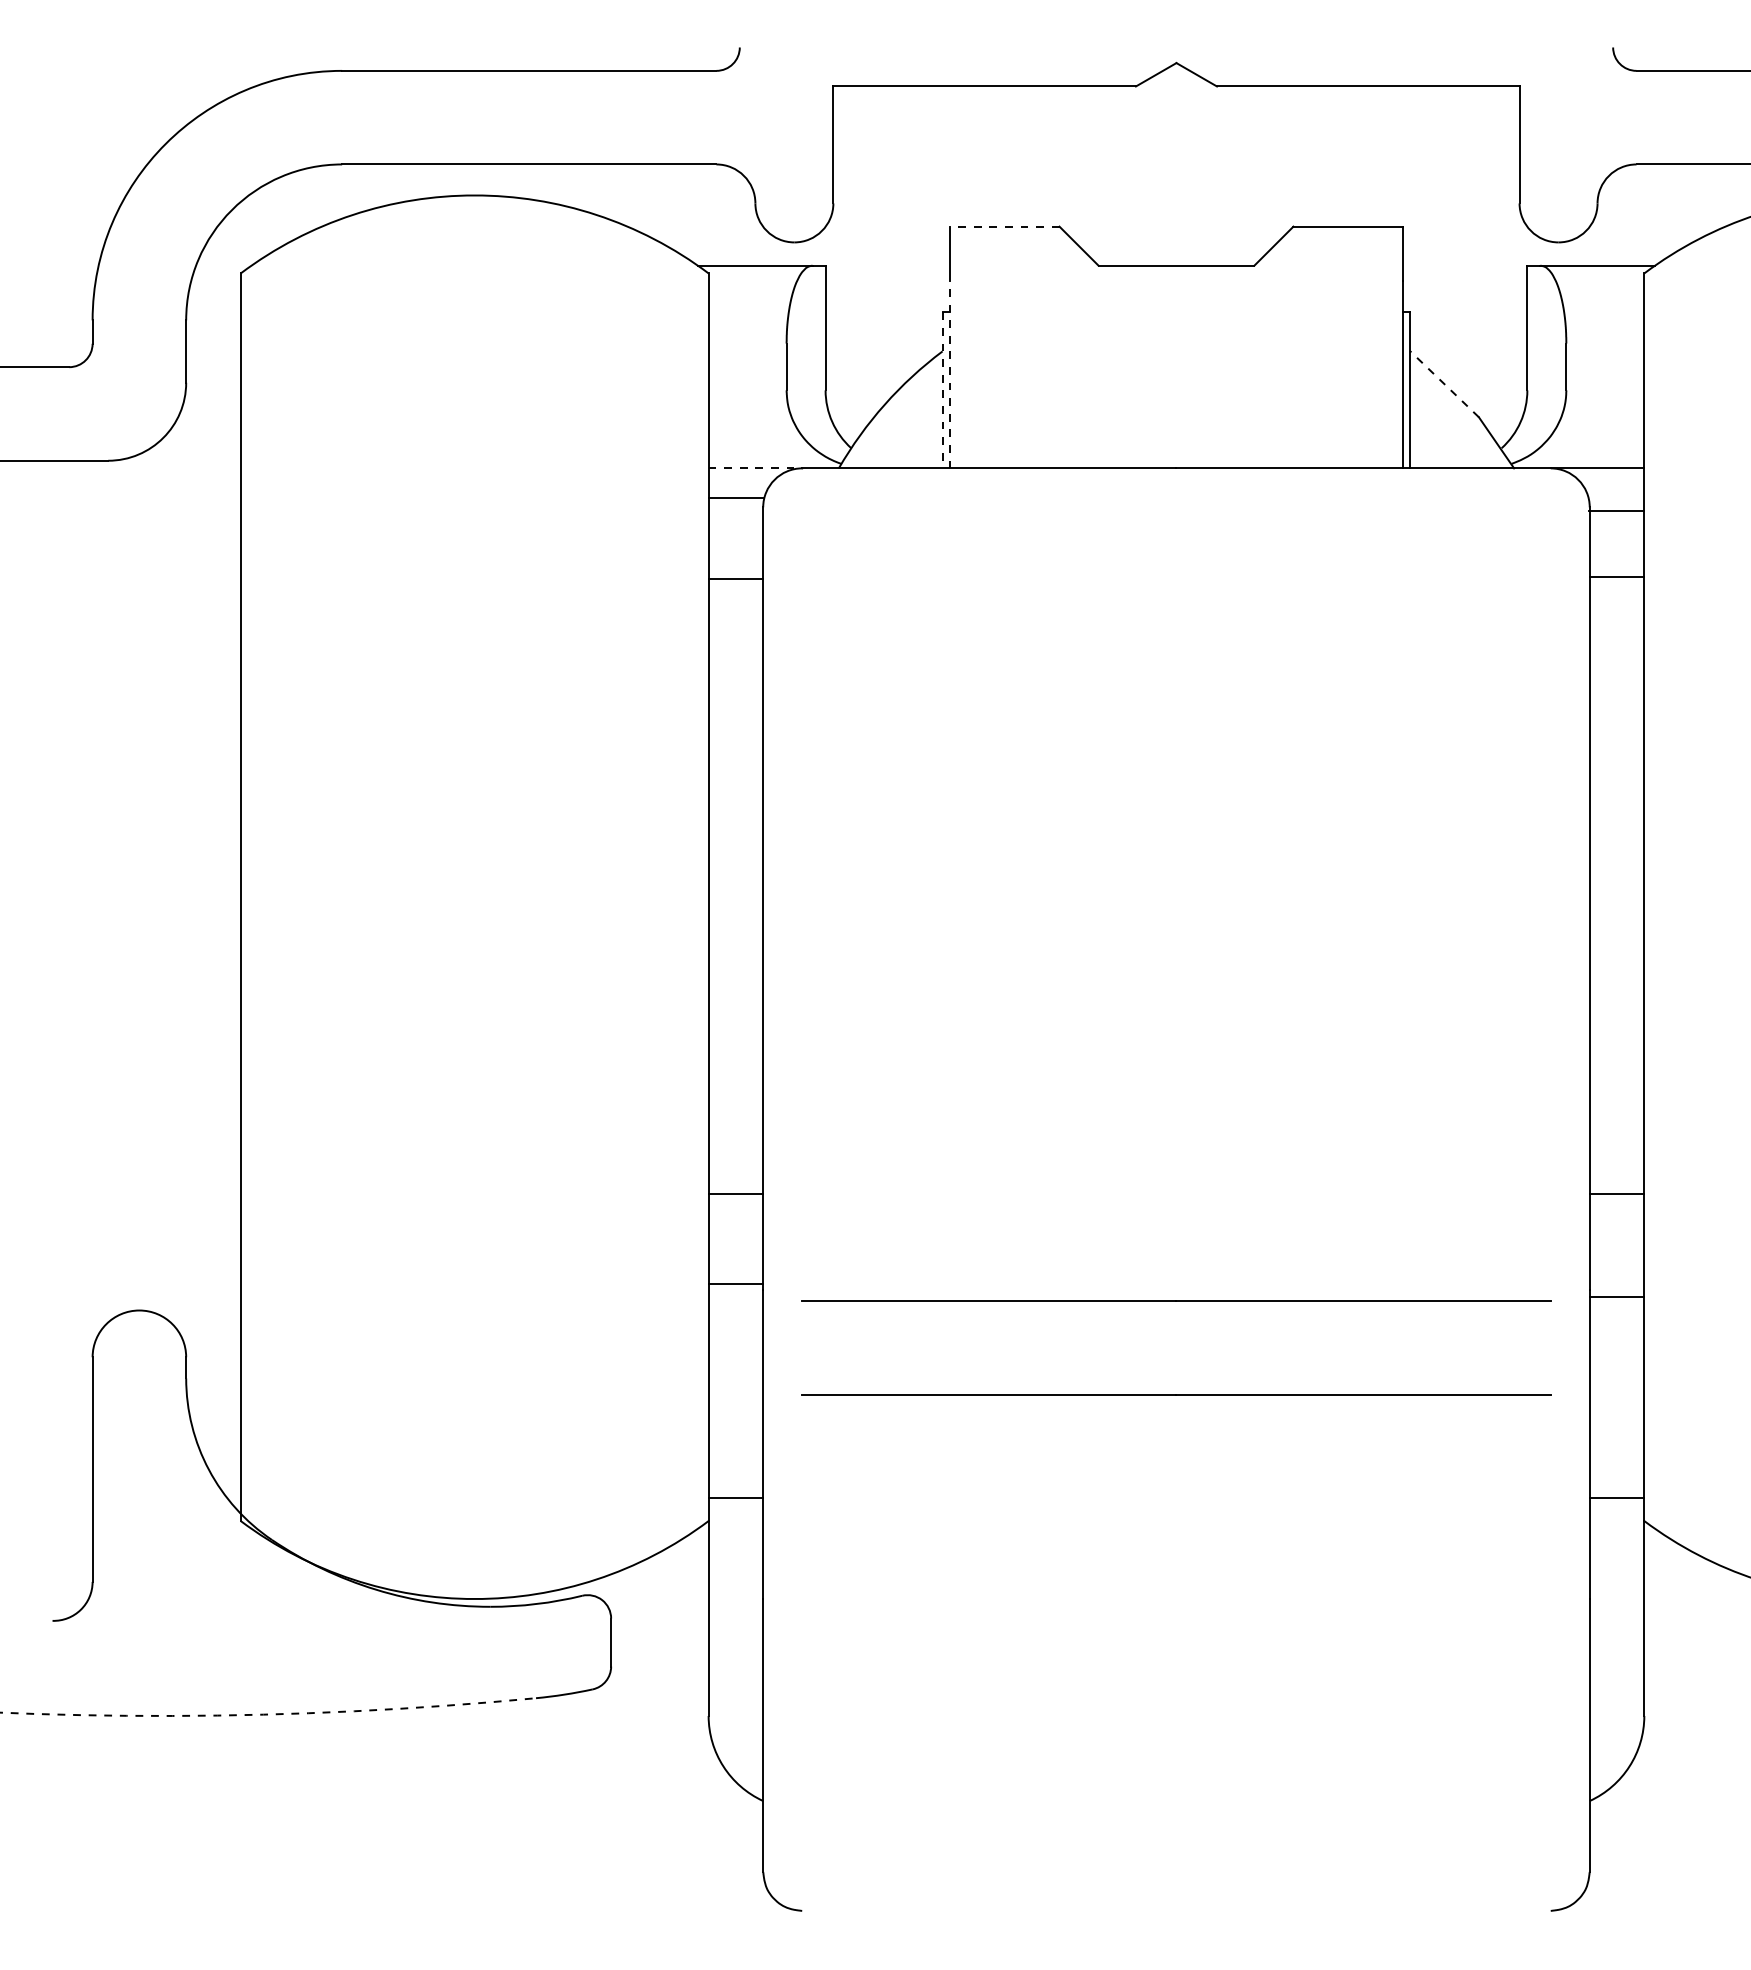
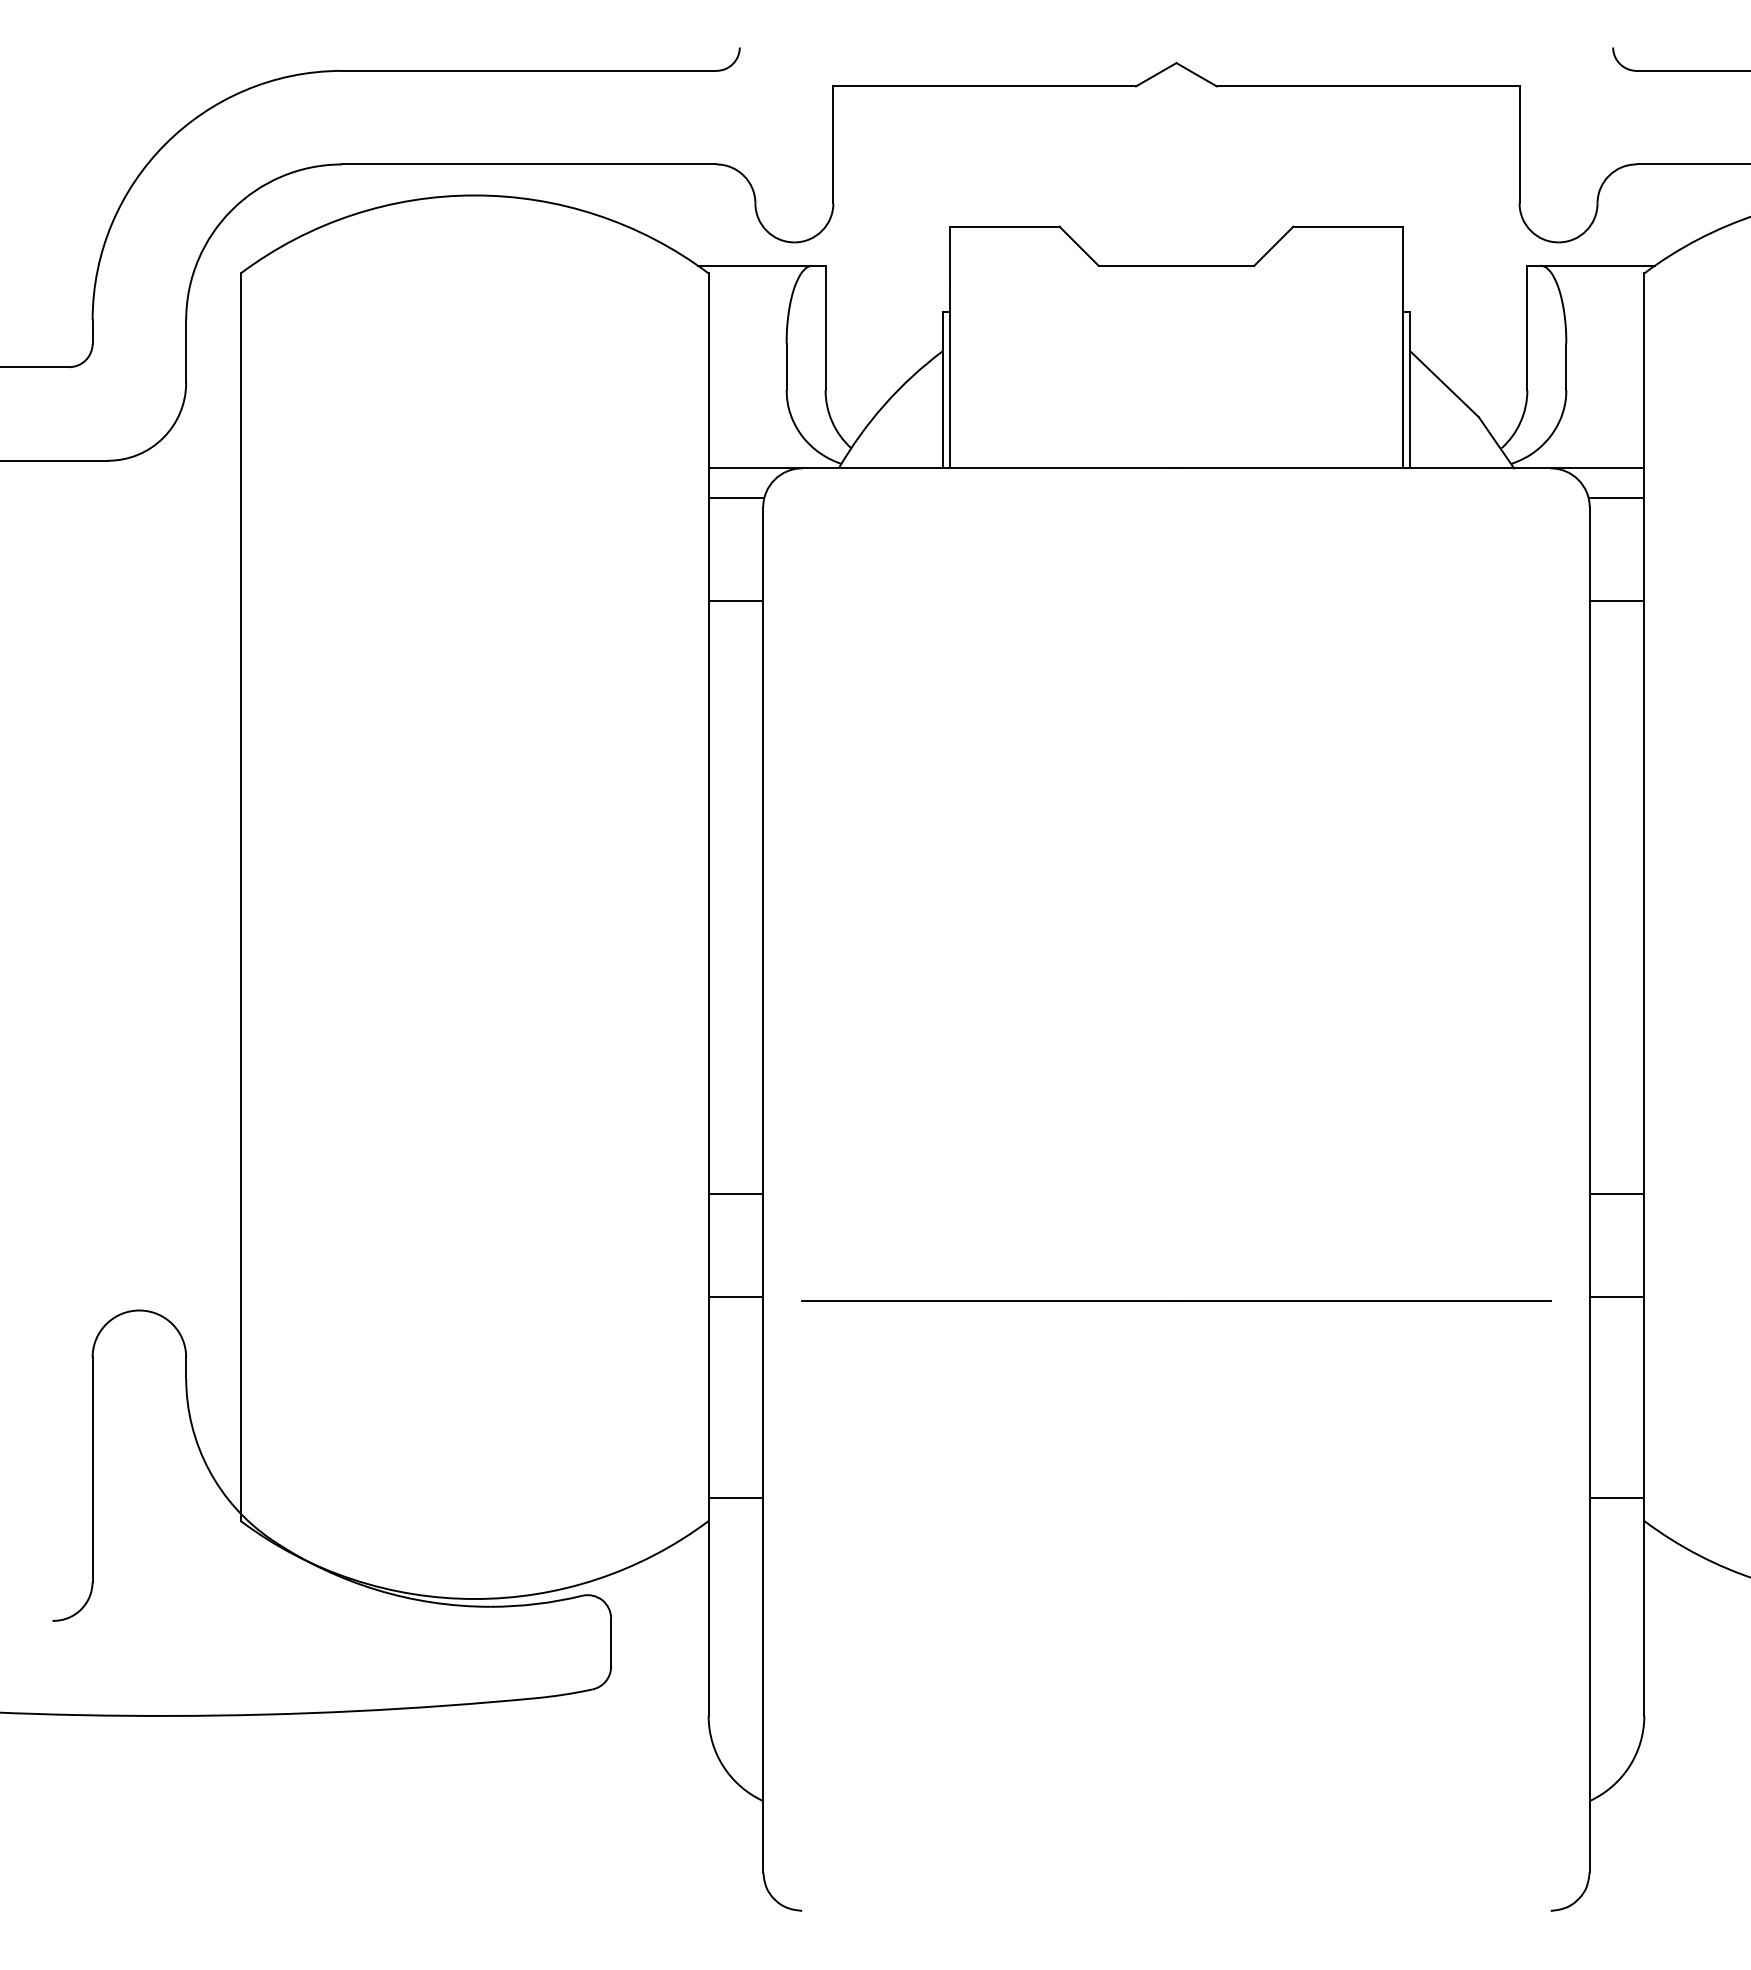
line: dashed -> solid (1004, 226)
line: dashed -> solid (950, 374)
line: dashed -> solid (1444, 384)
line: dashed -> solid (942, 390)
line: dashed -> solid (755, 468)
line position: (1616, 510) -> (1616, 497) (1616, 497)
line position: (1616, 576) -> (1616, 600) (1616, 600)
line position: (735, 578) -> (735, 600) (735, 600)
line position: (735, 1283) -> (735, 1296) (735, 1296)
line: present -> none (1176, 1394)
arc: dashed -> solid (268, 1714)
